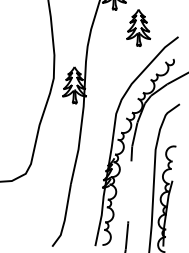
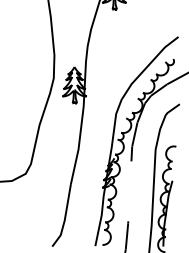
part: present -> none (138, 27)
